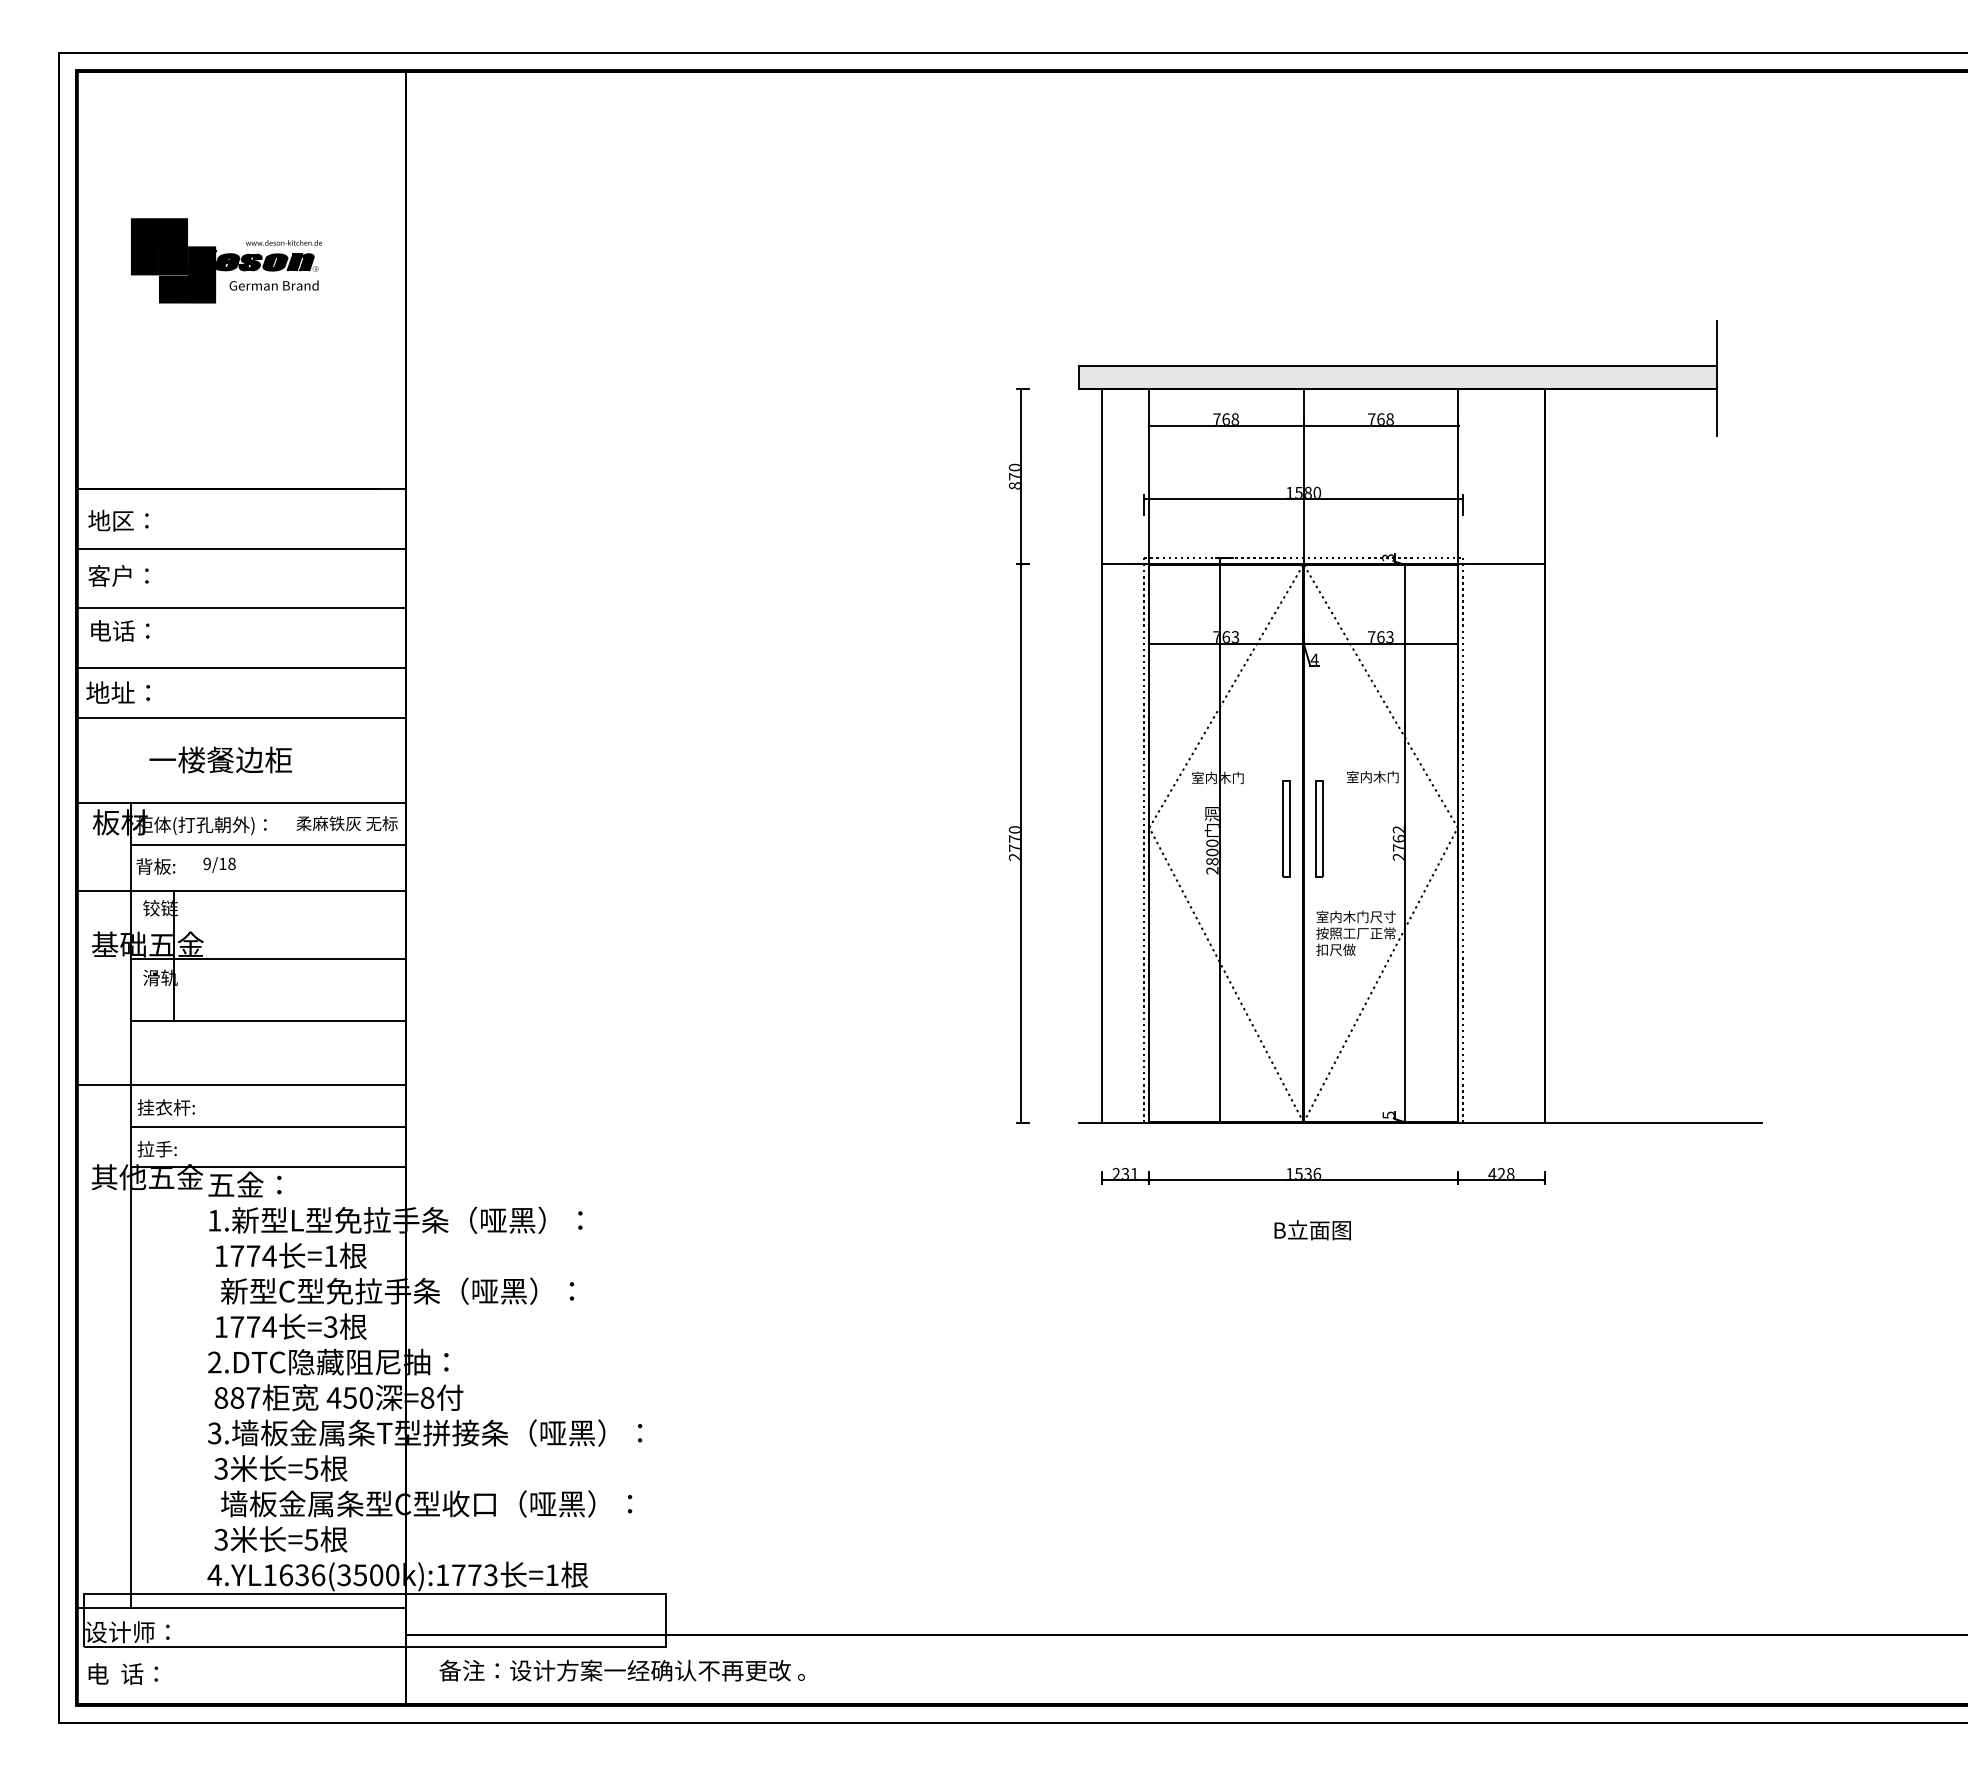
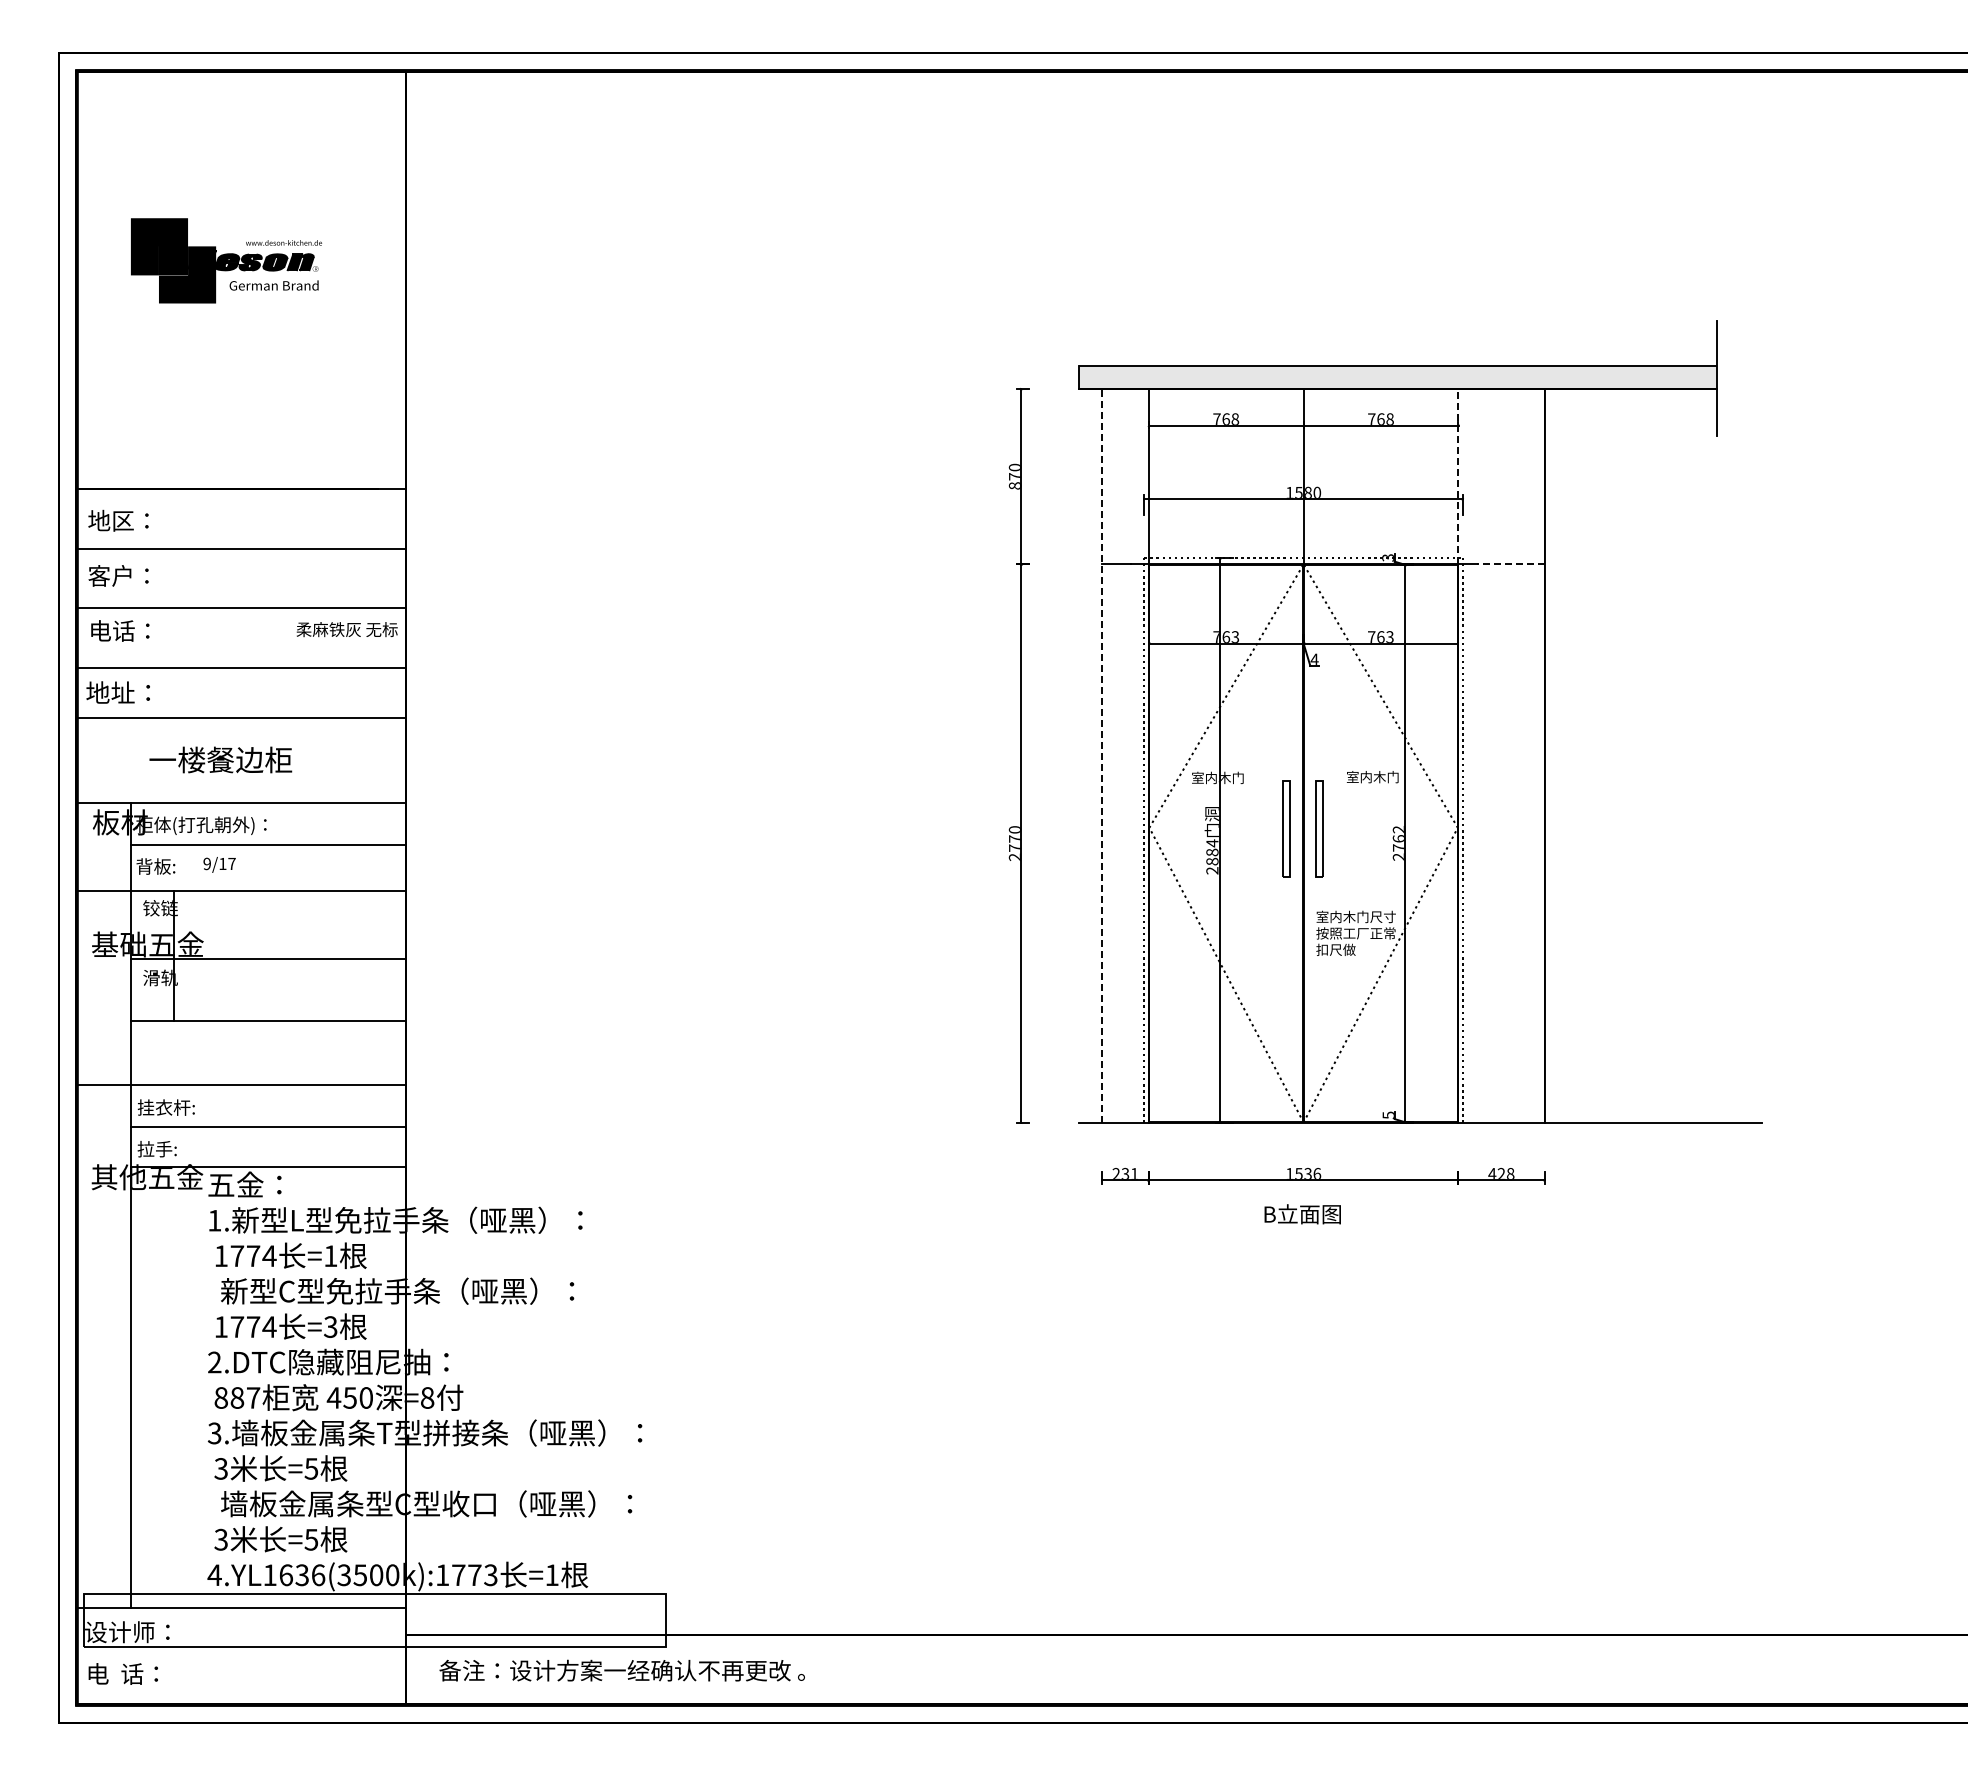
line: solid -> dashed (1458, 476)
line: solid -> dashed (1510, 564)
line: solid -> dashed (1102, 755)
text position: (346, 823) -> (346, 629) (346, 629)
text: 2800 -> 2884 (1212, 847)
text: 9/18 -> 9/17 (231, 863)
text position: (1312, 1230) -> (1302, 1214) (1302, 1214)
